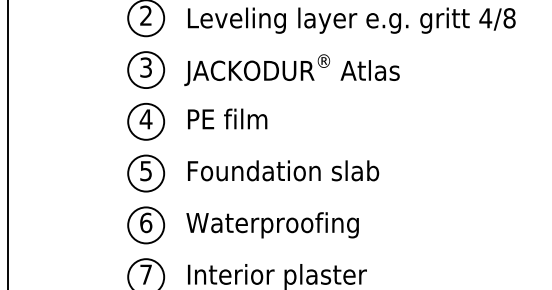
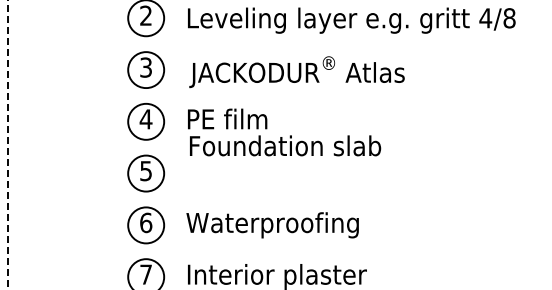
text position: (291, 70) -> (296, 72) (296, 72)
line: solid -> dashed (7, 144)
text position: (283, 170) -> (285, 145) (285, 145)
